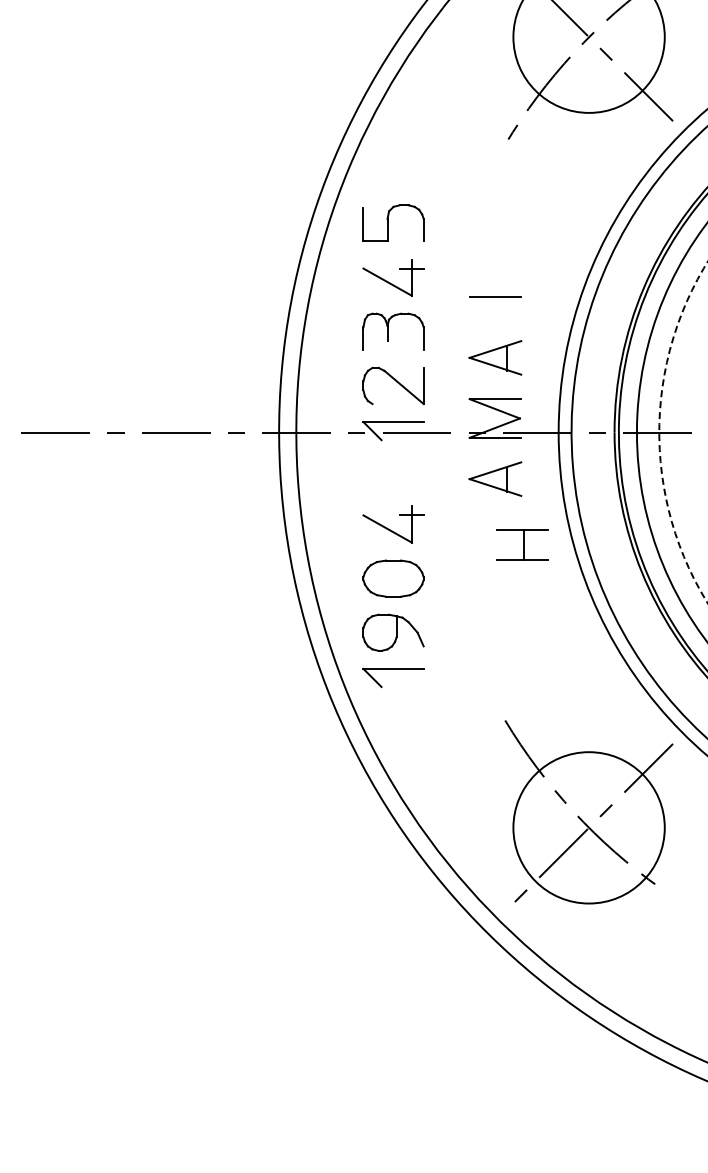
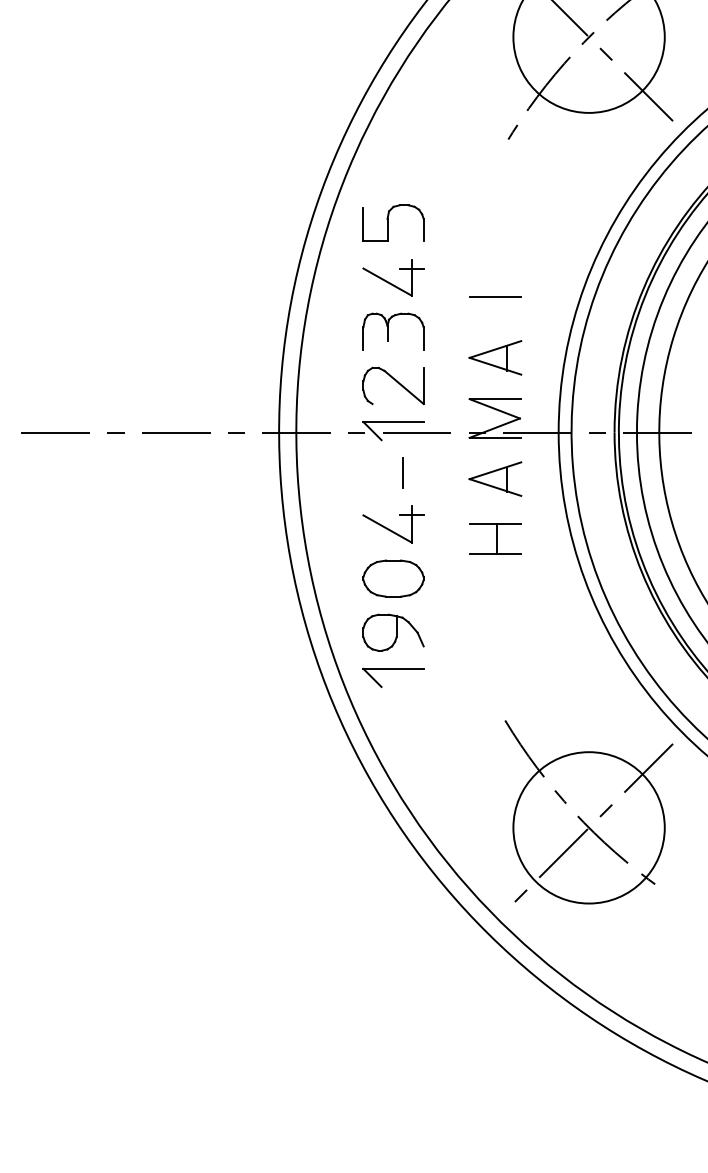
arc: dashed -> solid (659, 436)
line: none -> present (402, 473)
part position: (522, 544) -> (495, 538) (495, 538)
